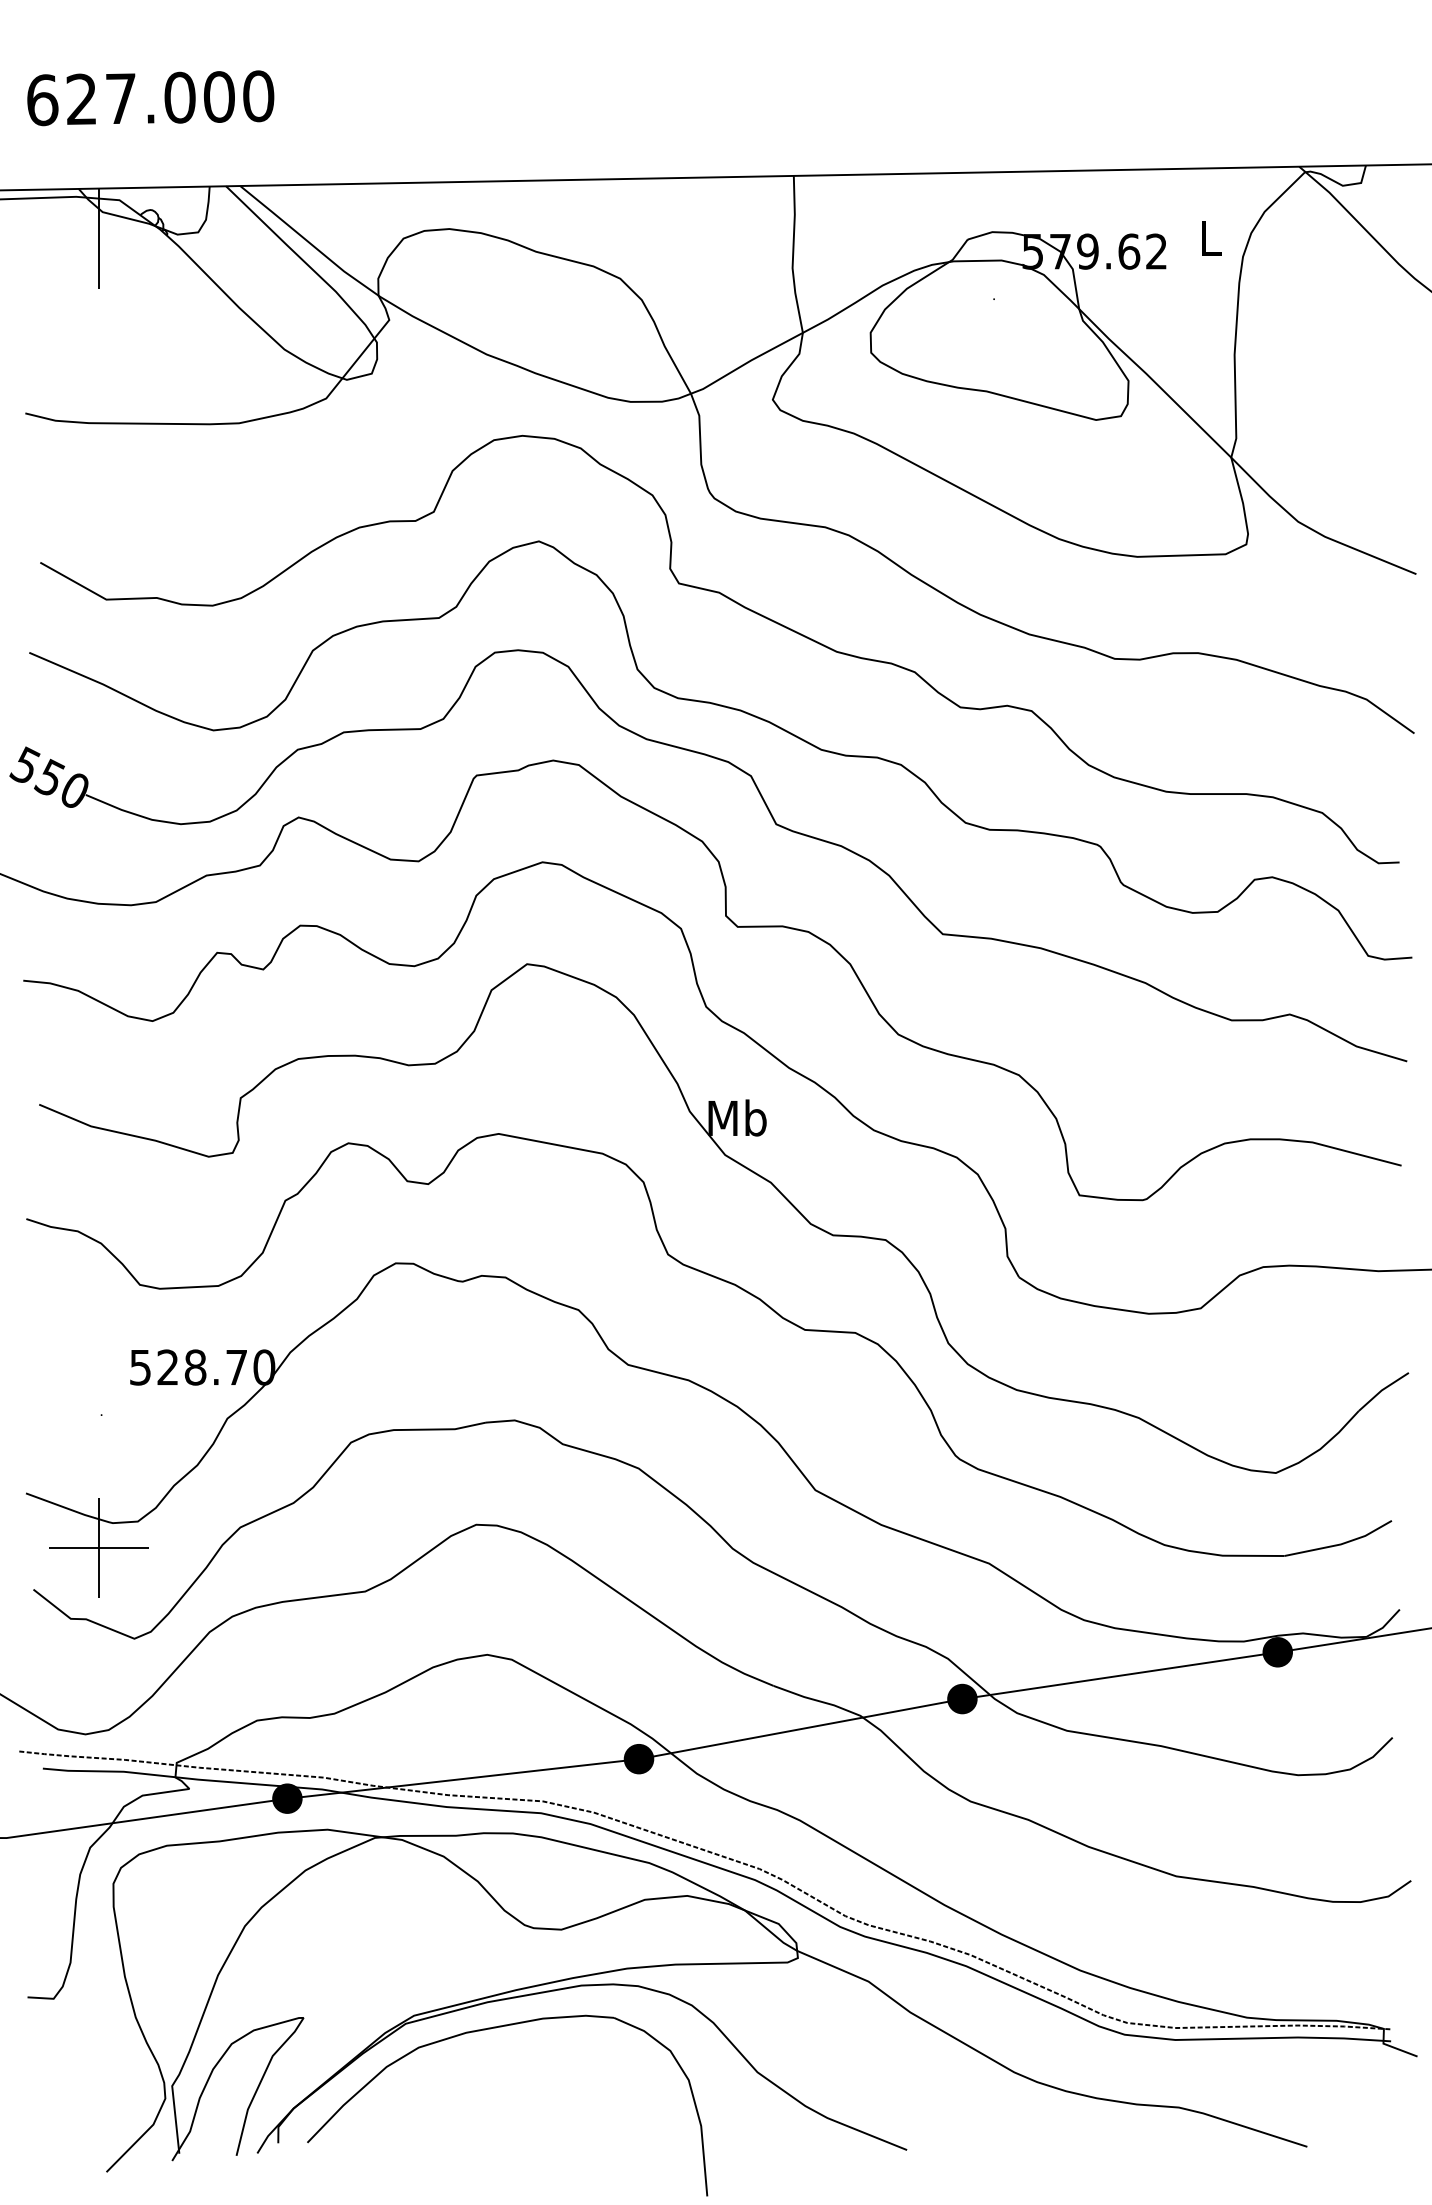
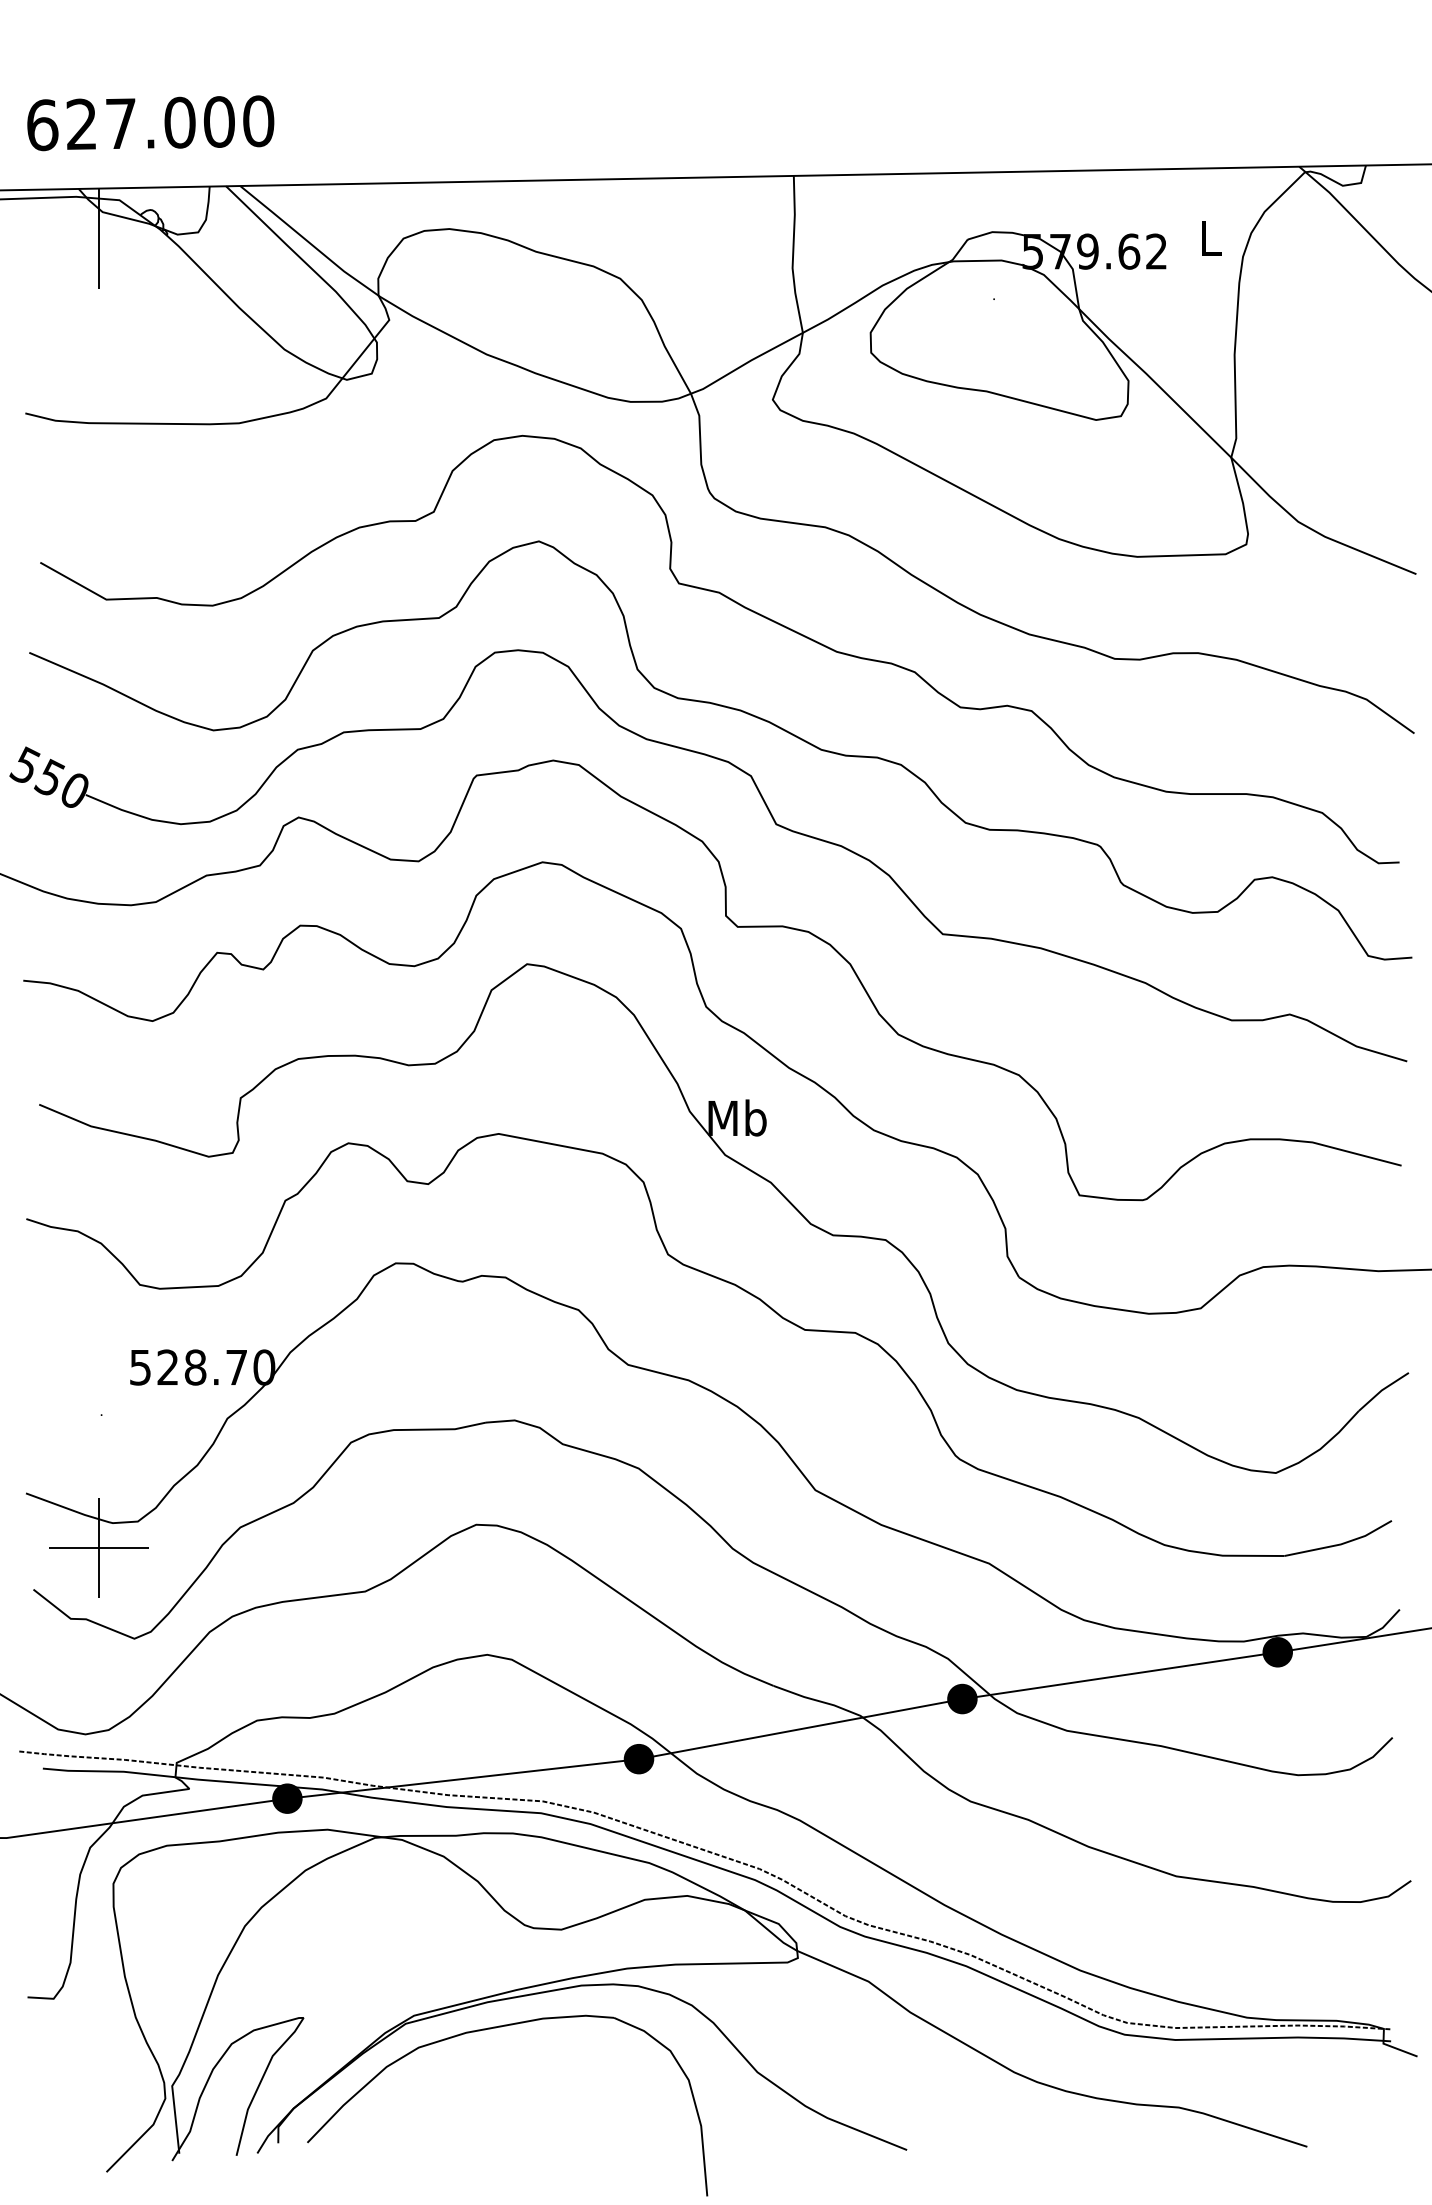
text position: (150, 98) -> (150, 123) (150, 123)
